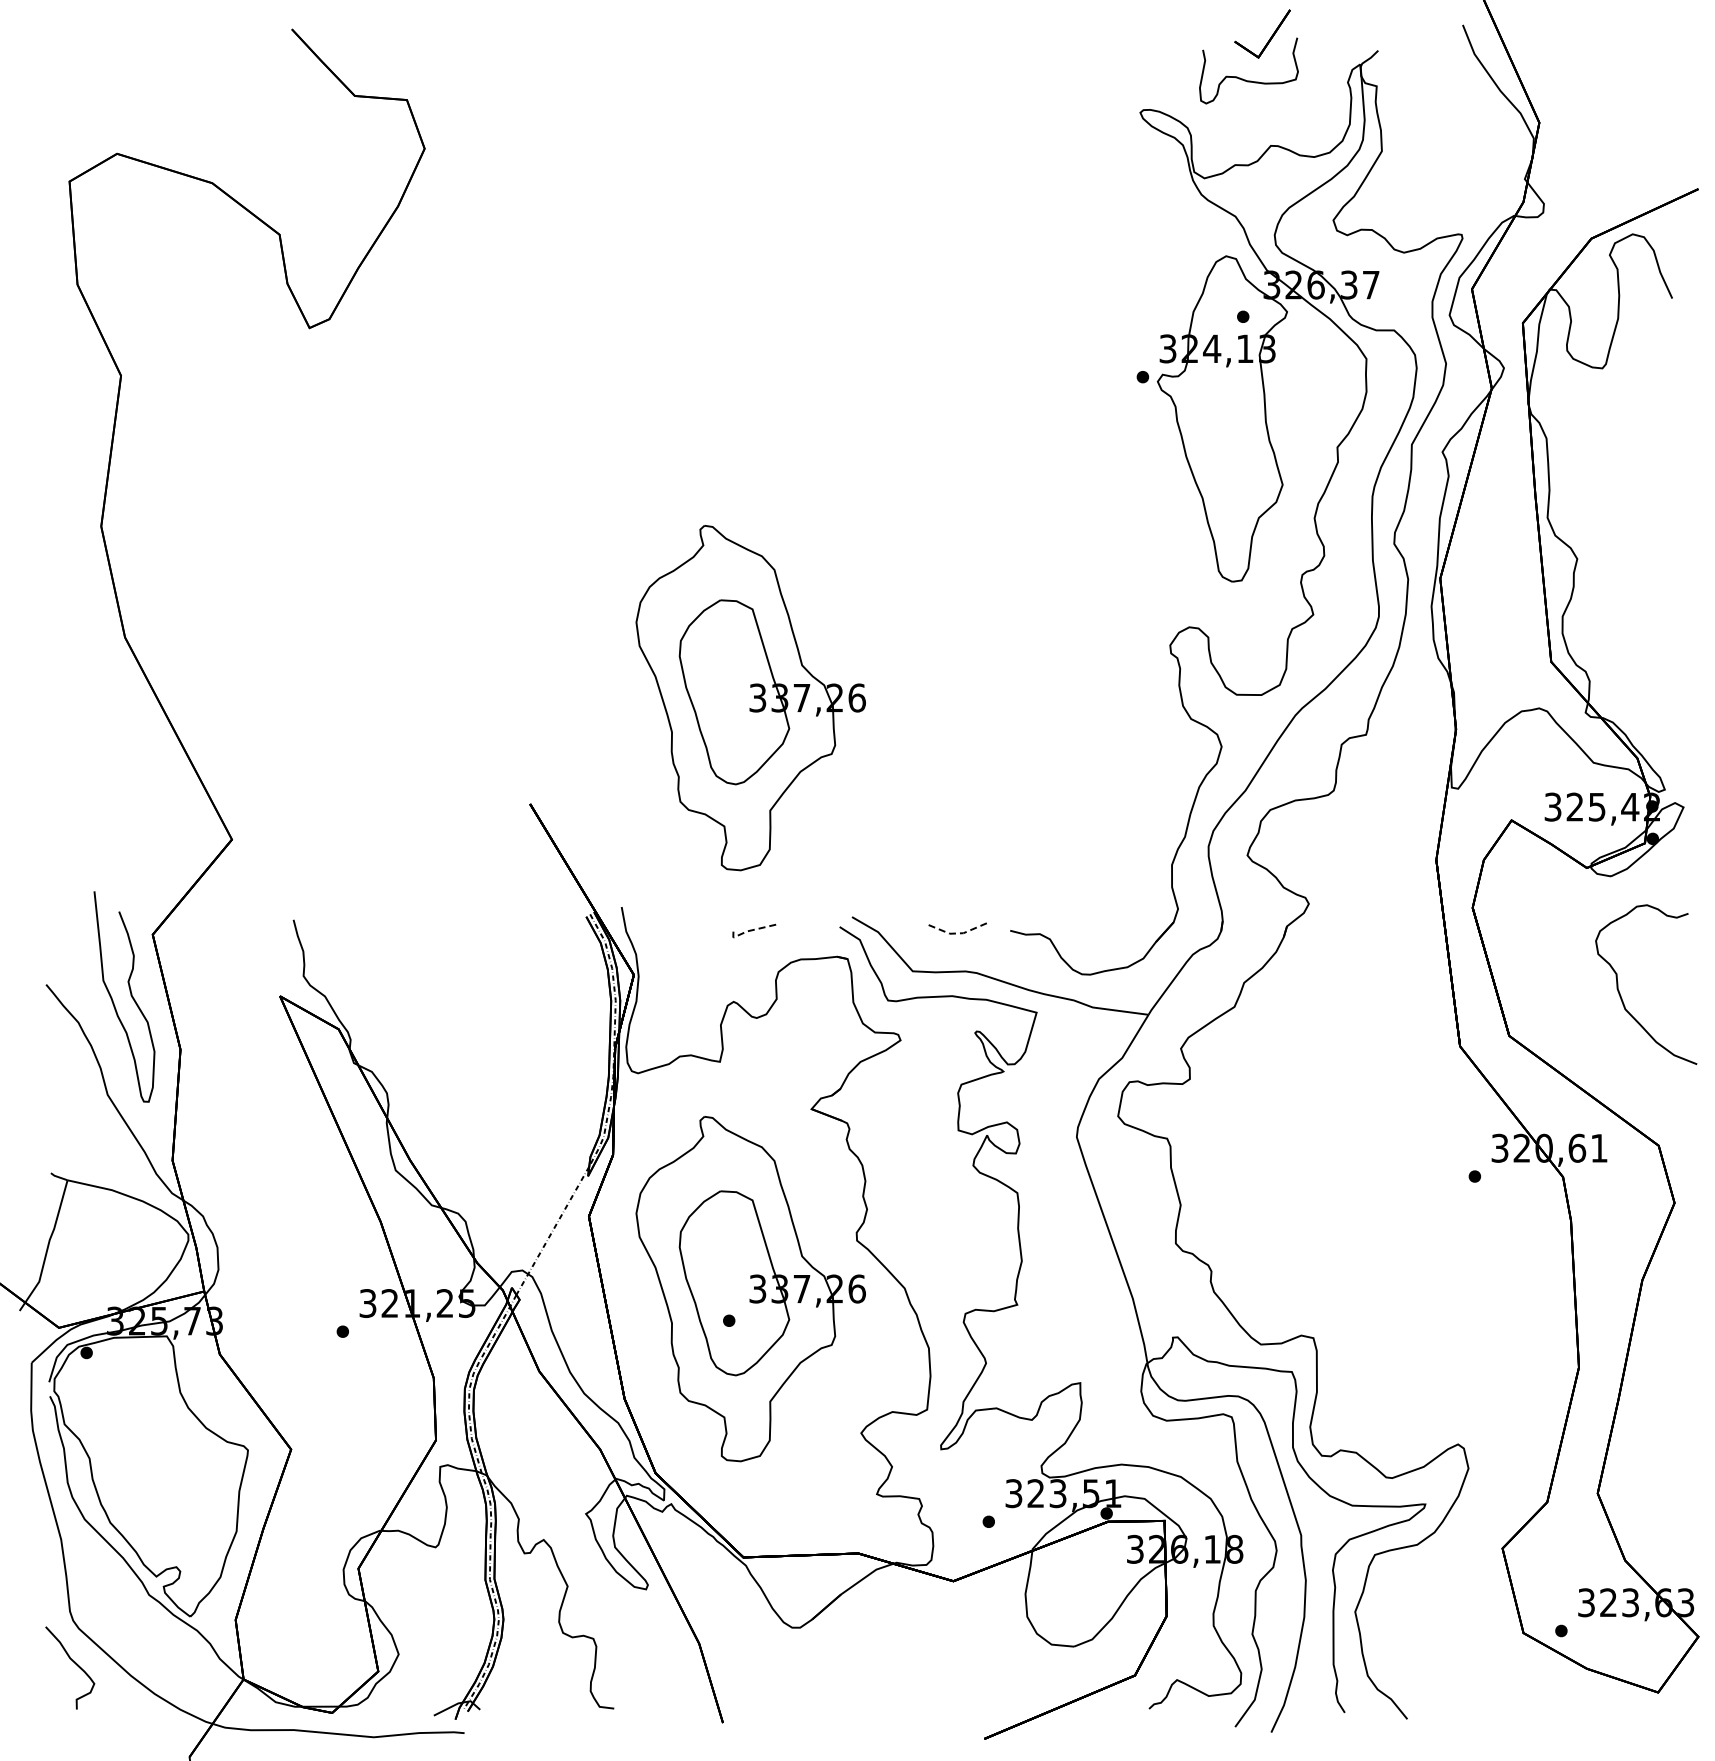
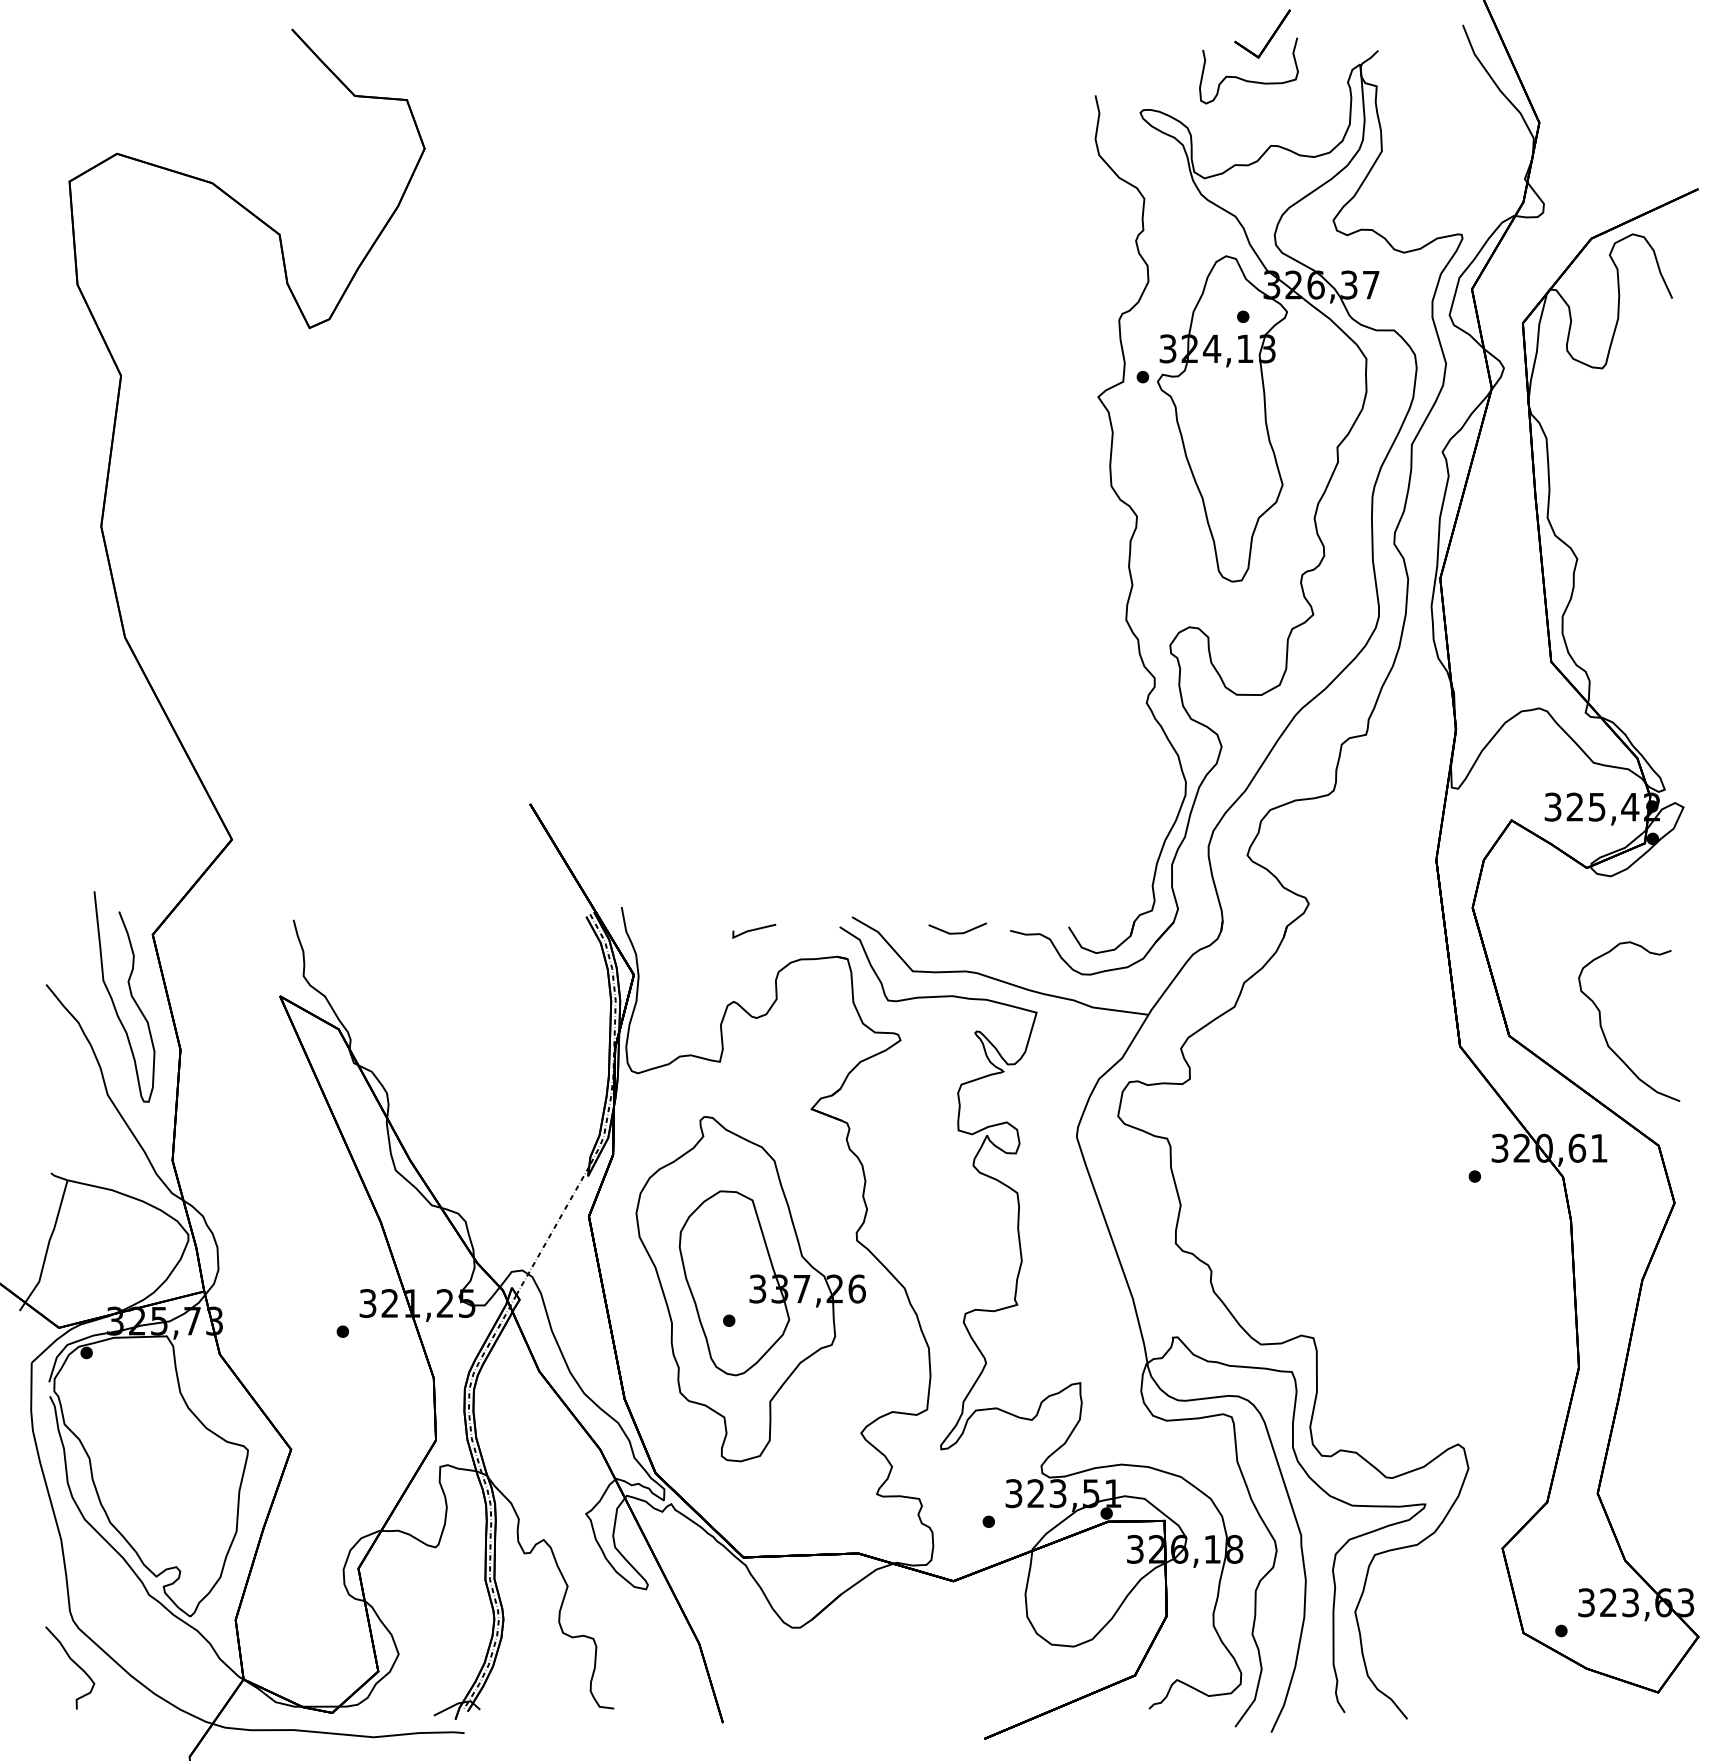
part: none -> present (1135, 524)
part: present -> none (750, 698)
line: dashed -> solid (749, 930)
line: dashed -> solid (958, 933)
curve position: (1621, 995) -> (1604, 1032) (1604, 1032)
